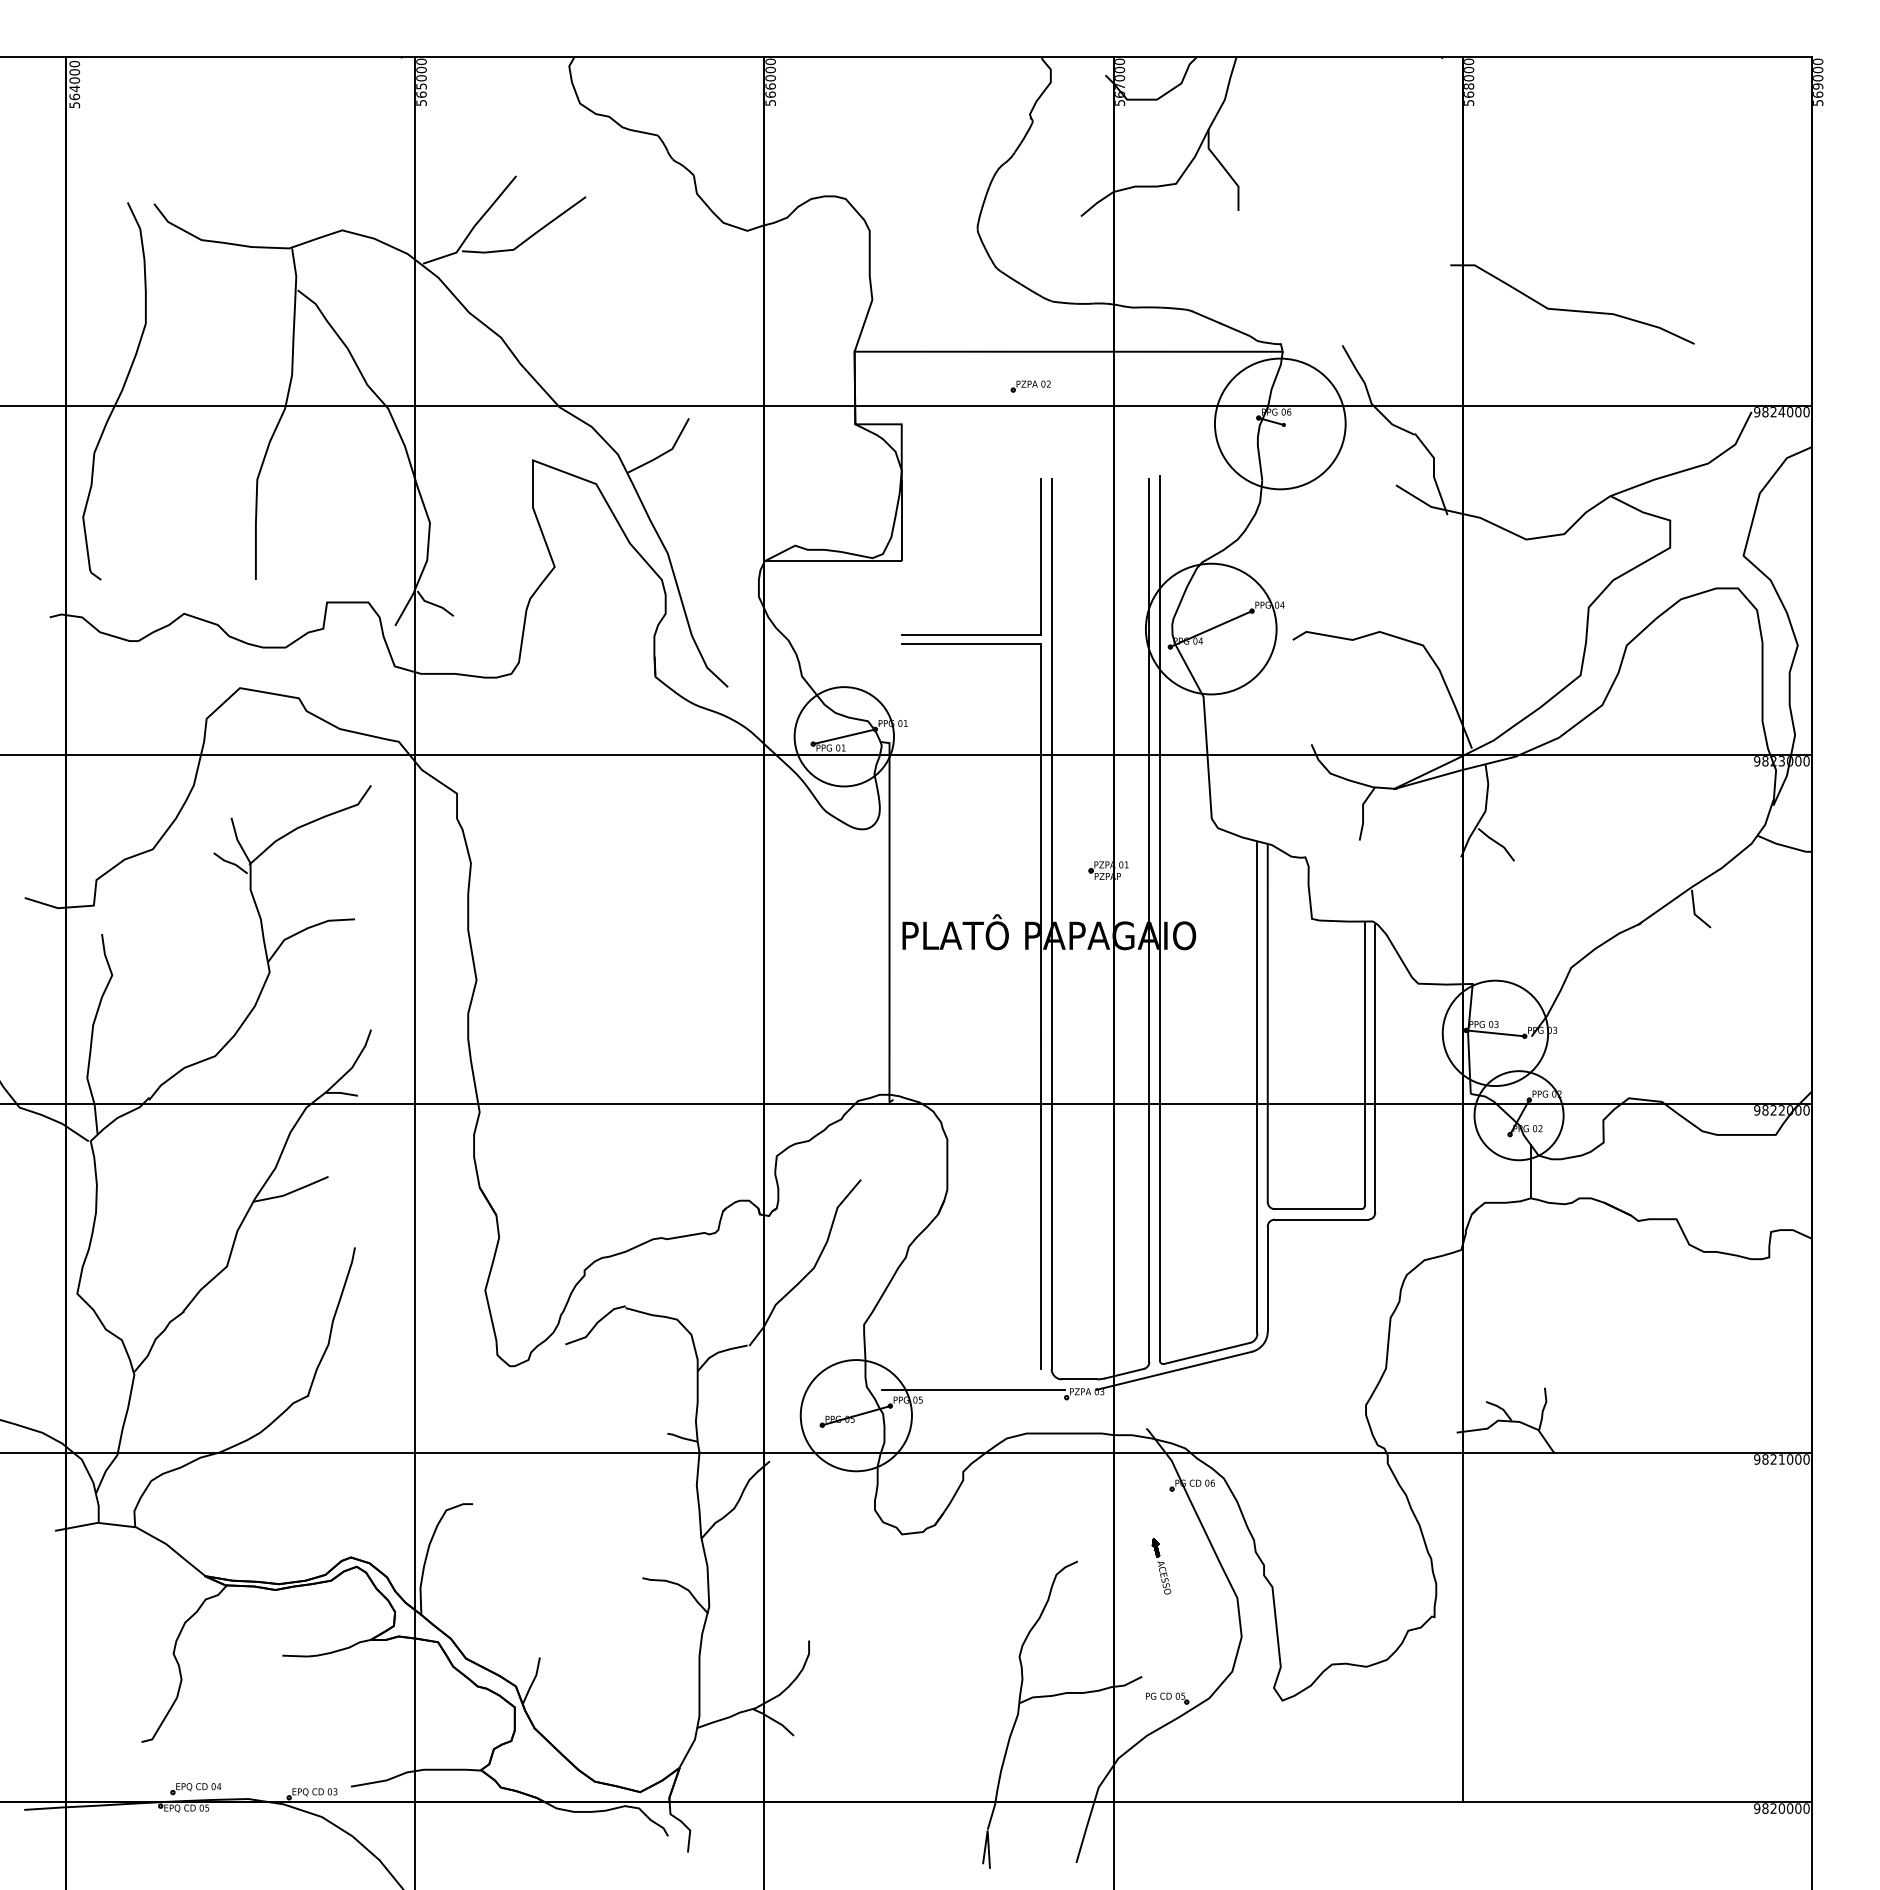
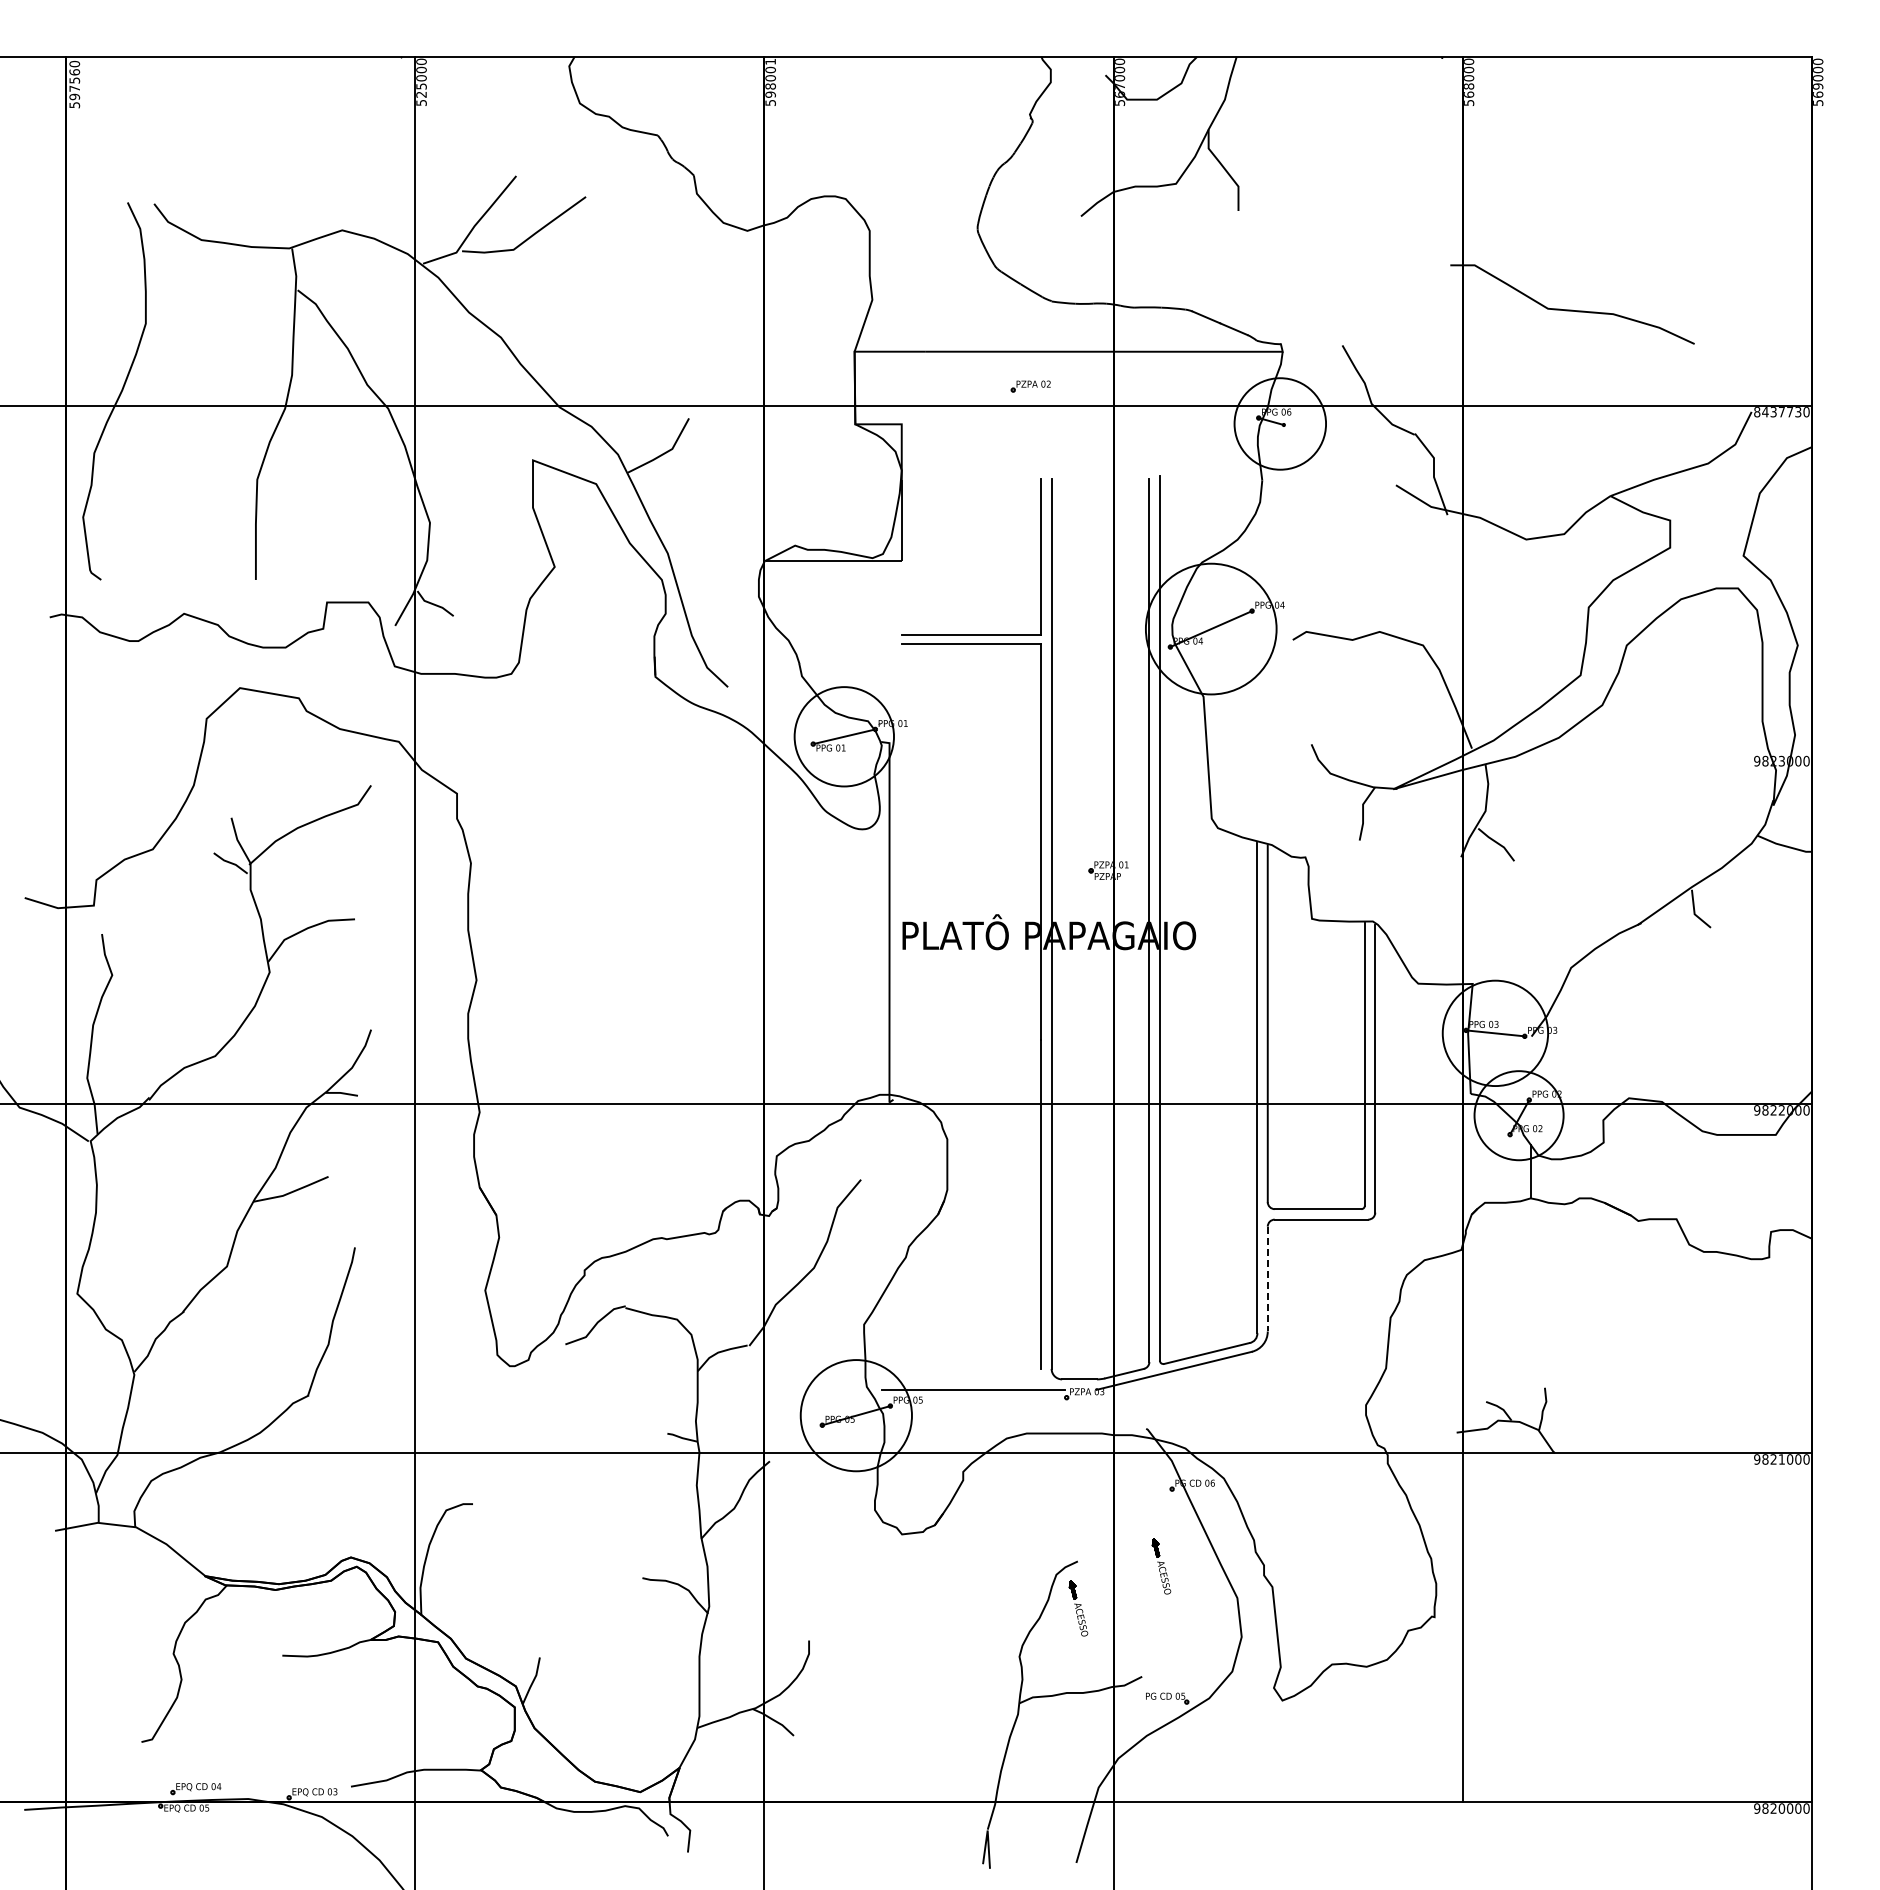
text: 566000 -> 598001 (770, 77)
text: 564000 -> 597560 (74, 84)
text: 565000 -> 525000 (421, 94)
text: 9824000 -> 8437730 (1777, 412)
circle diameter: 131 px -> 91 px (1280, 423)
line: present -> none (906, 754)
line: solid -> dashed (1267, 1279)
part: none -> present (1078, 1608)
